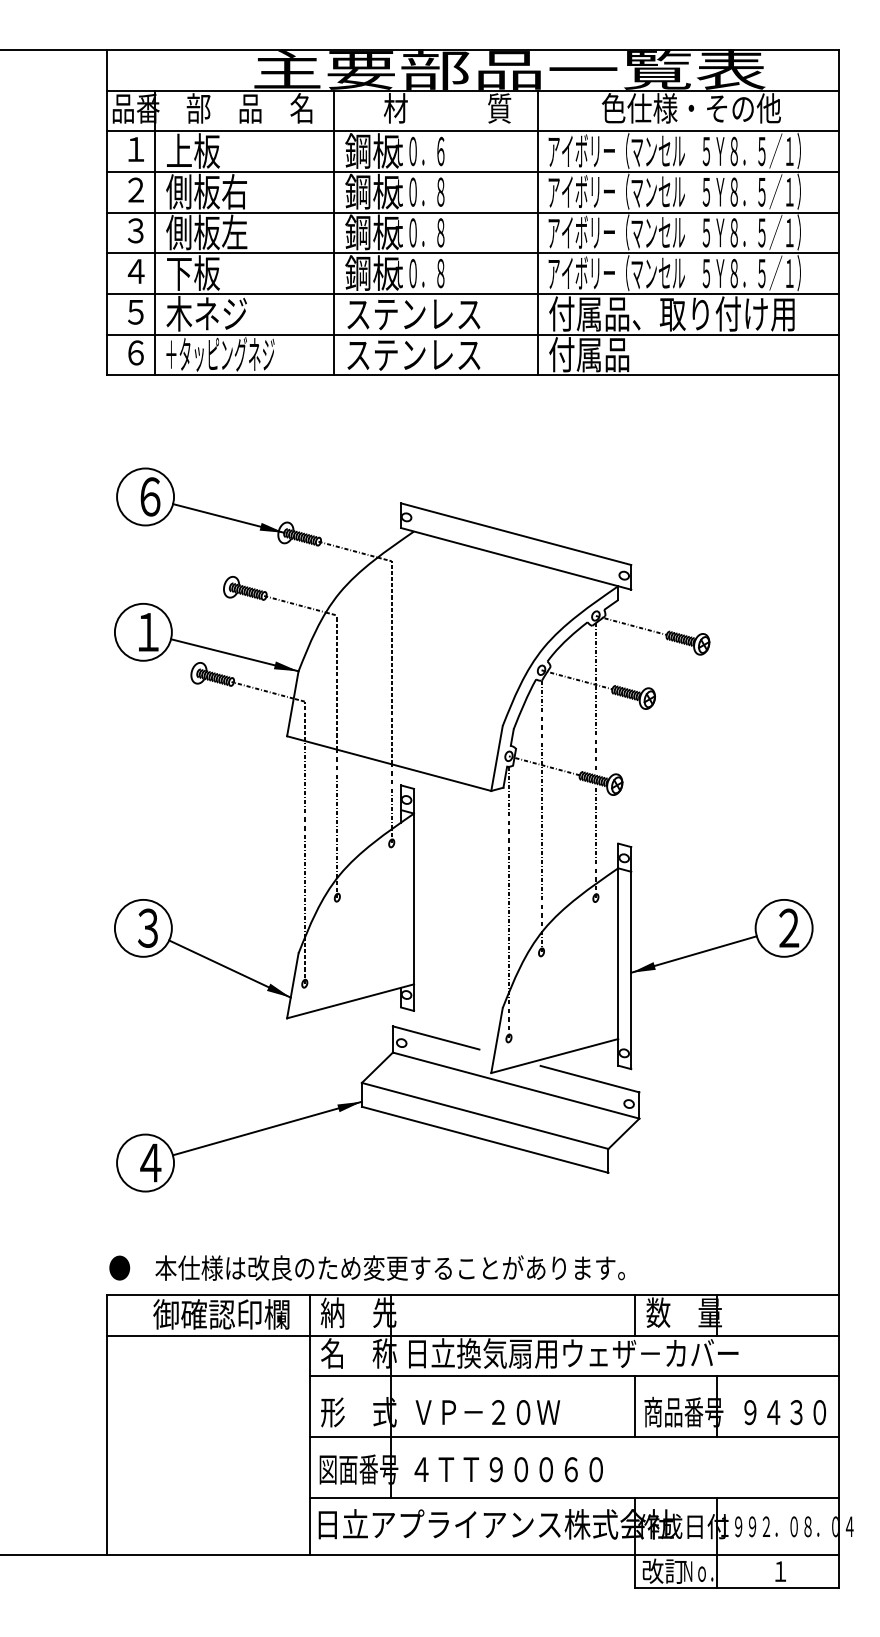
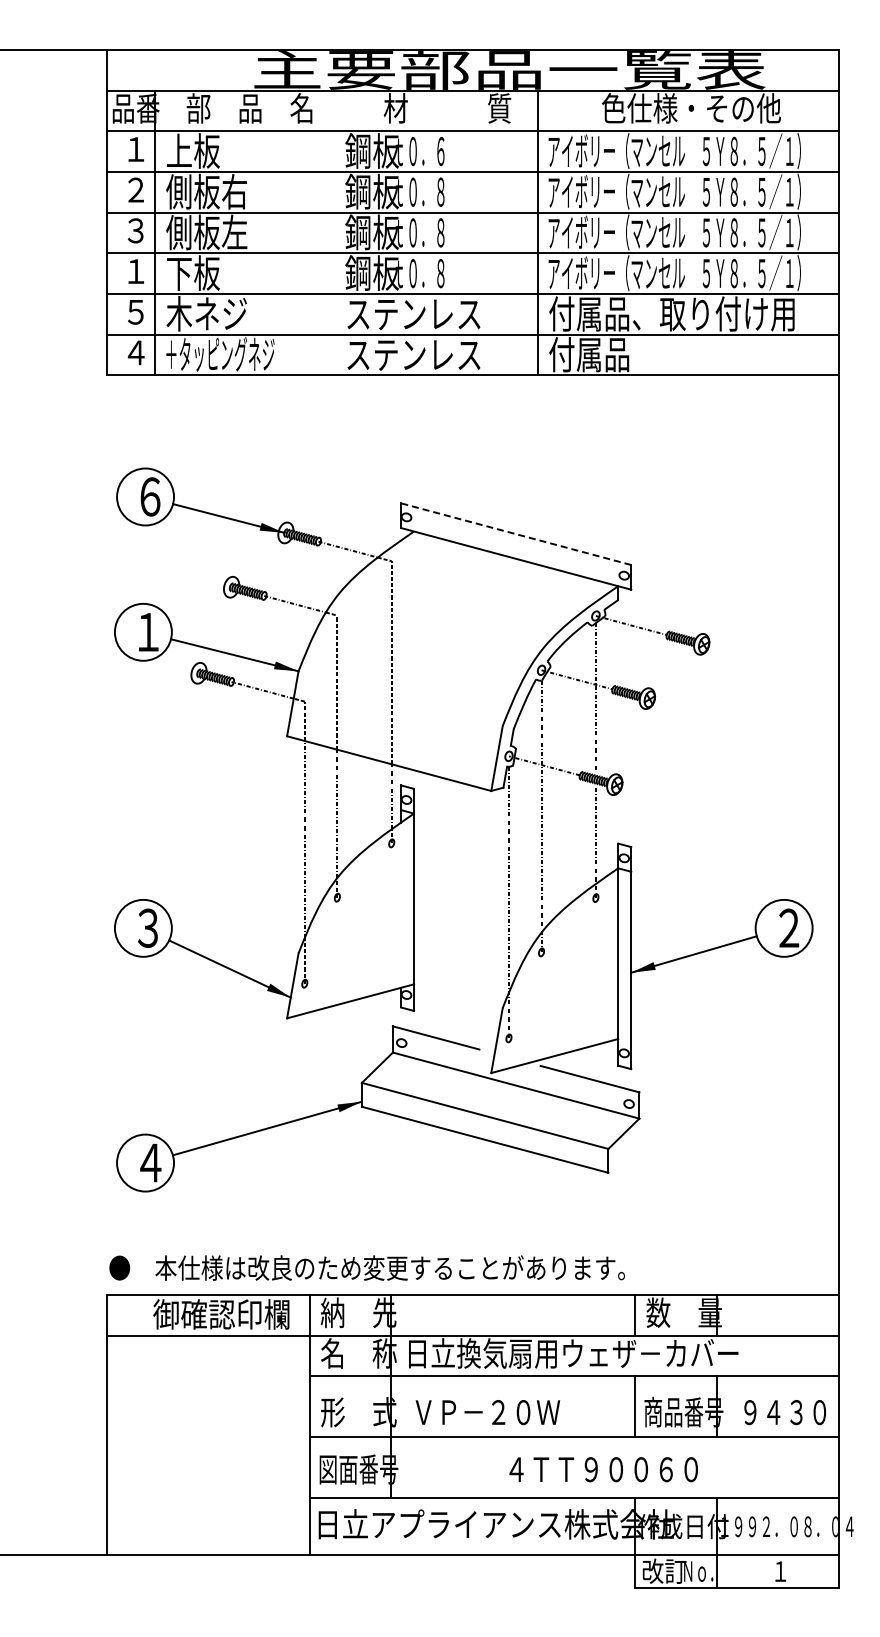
line: present -> none (334, 232)
text: ４ -> １ (135, 271)
text: ６ -> ４ (135, 352)
line: solid -> dashed (515, 534)
text position: (508, 1469) -> (603, 1469) (603, 1469)
